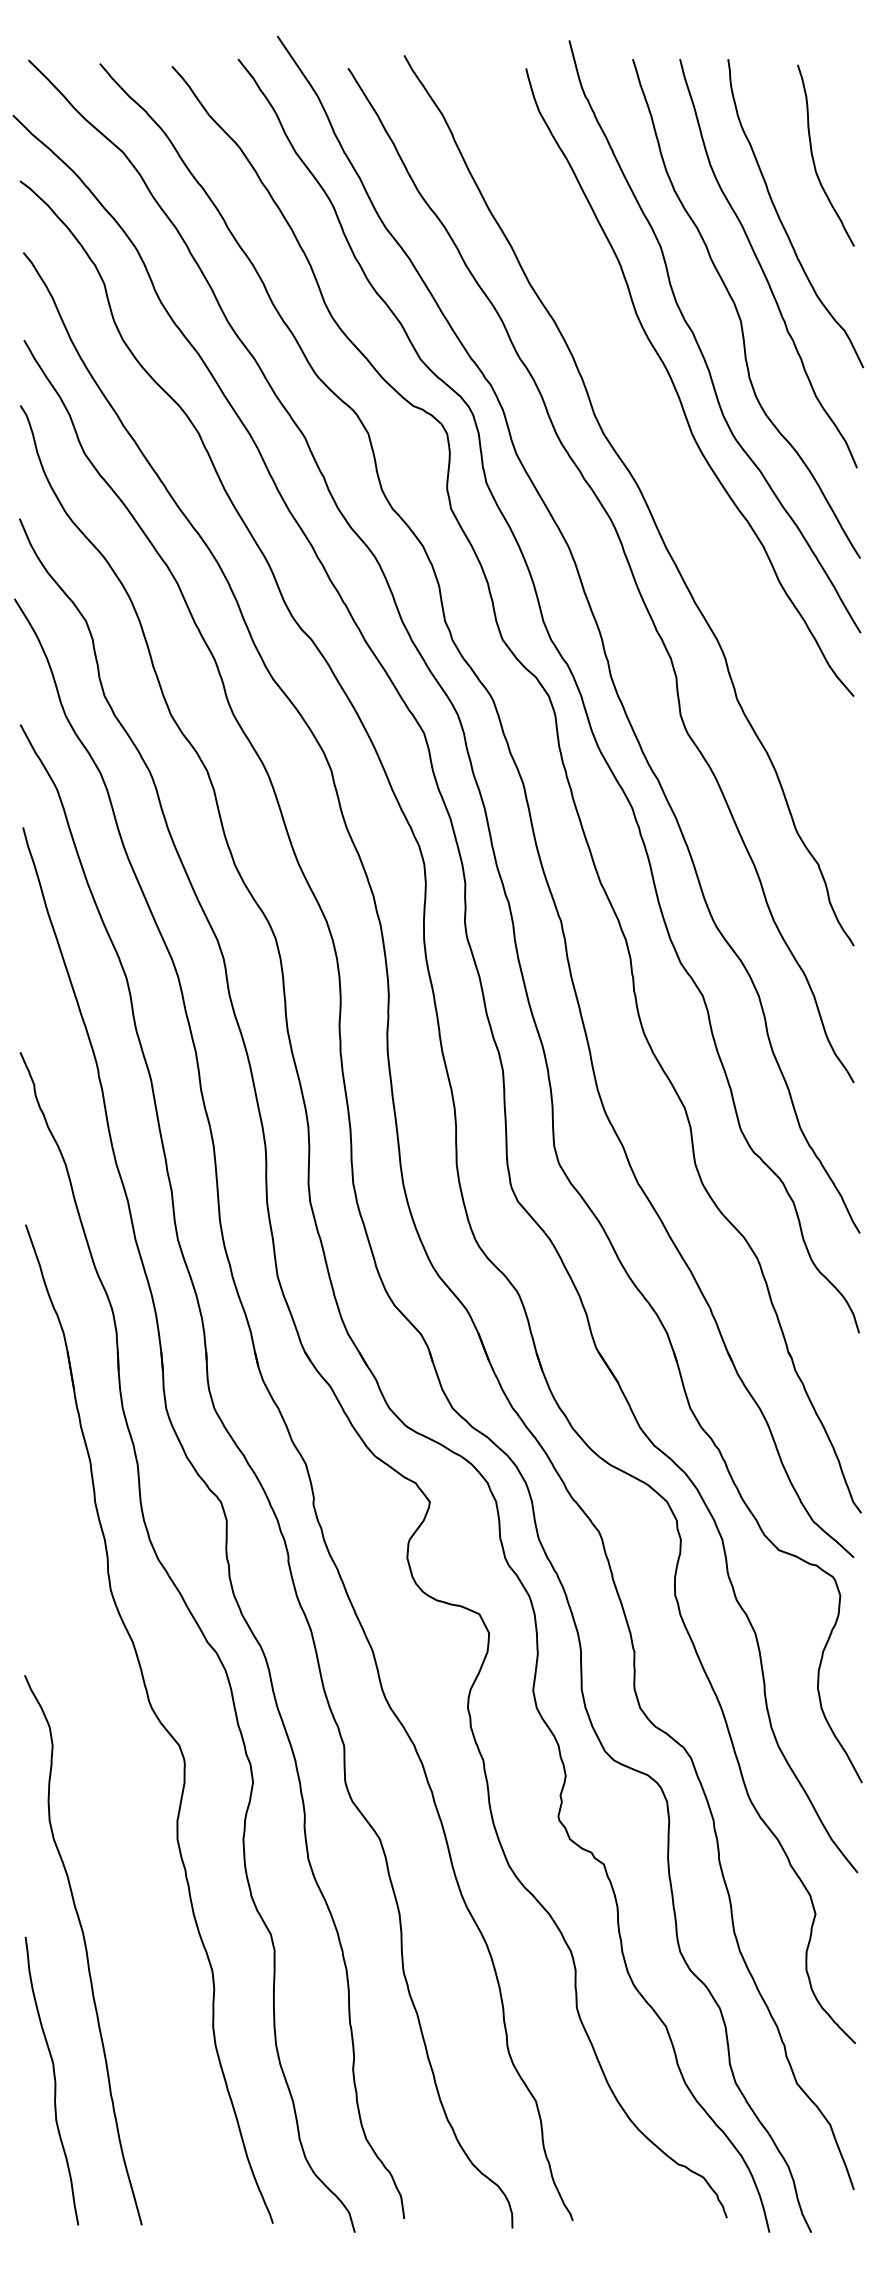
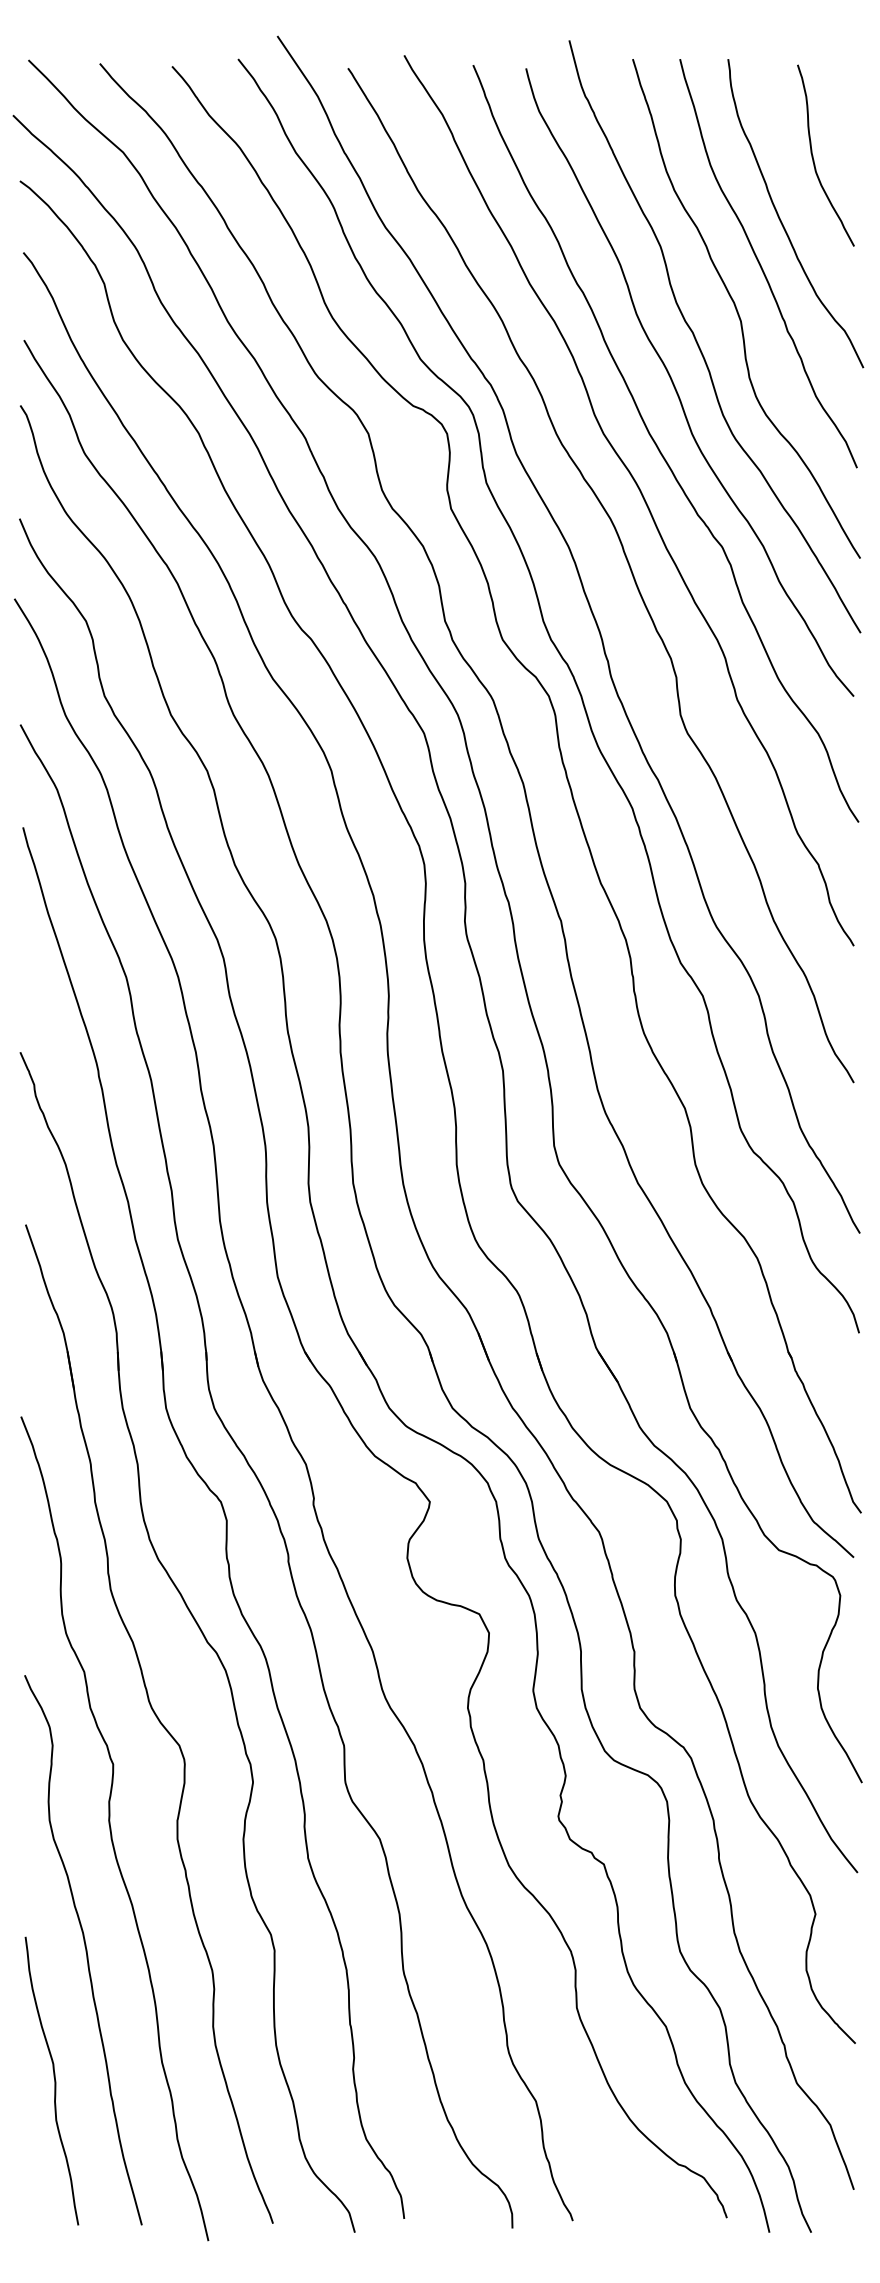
curve: none -> present (658, 446)
curve: none -> present (111, 1828)
